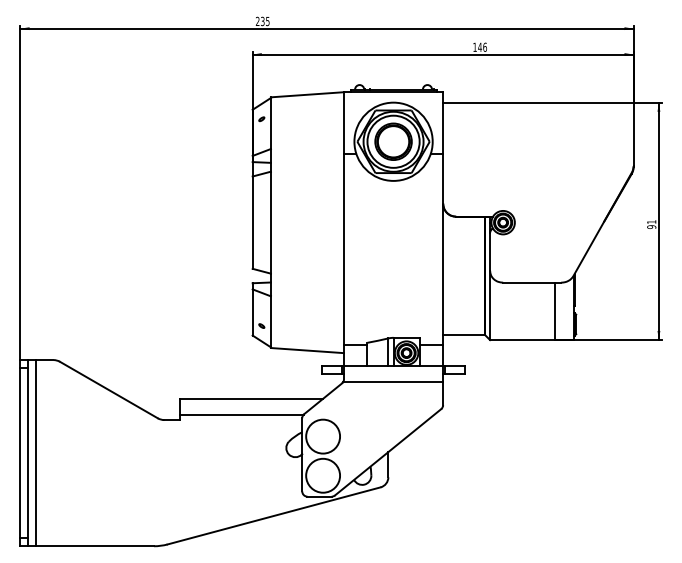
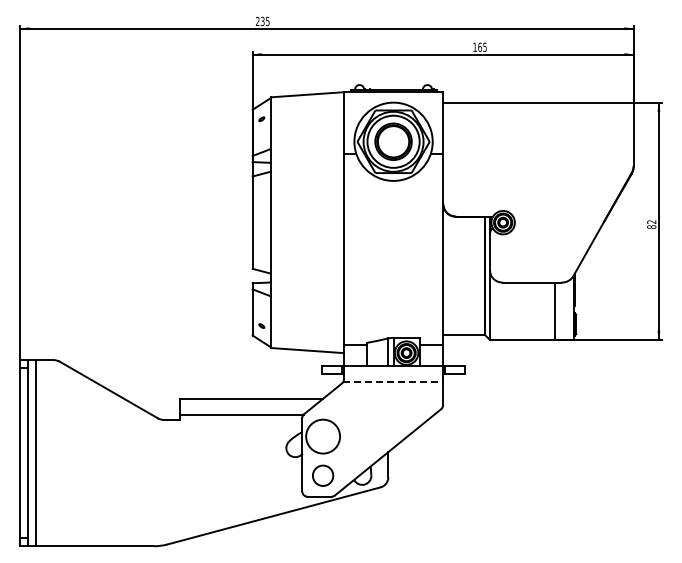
text: 146 -> 165 (482, 46)
text: 91 -> 82 (651, 224)
line: solid -> dashed (393, 381)
circle diameter: 34 px -> 20 px (322, 475)
